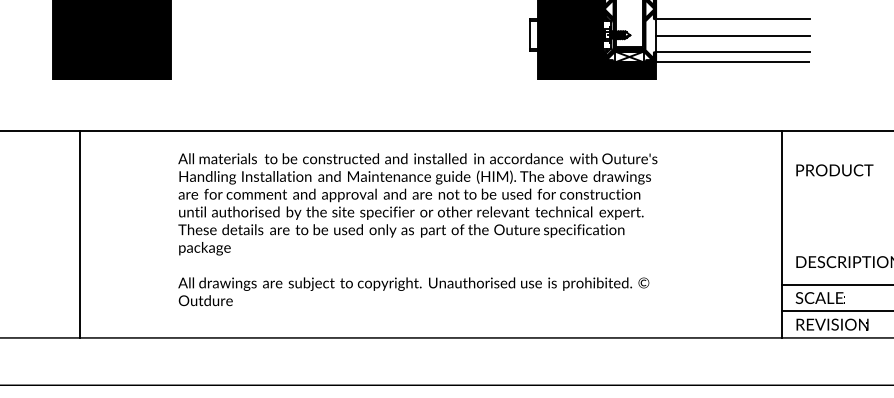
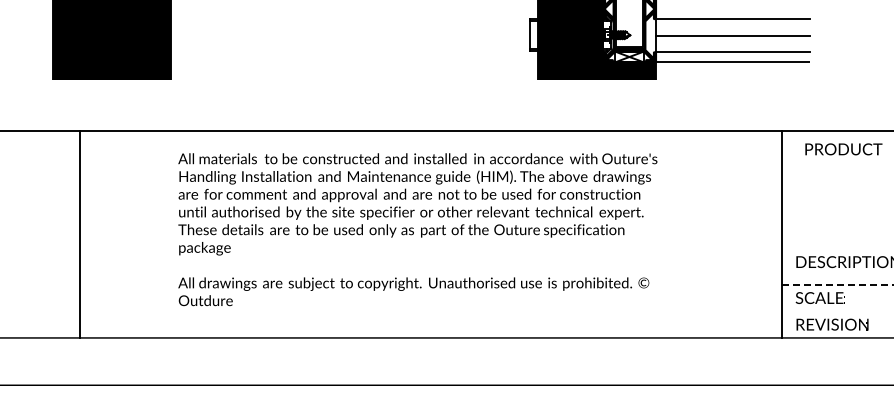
text position: (834, 170) -> (843, 149) (843, 149)
line: solid -> dashed (837, 284)
line: present -> none (835, 311)
